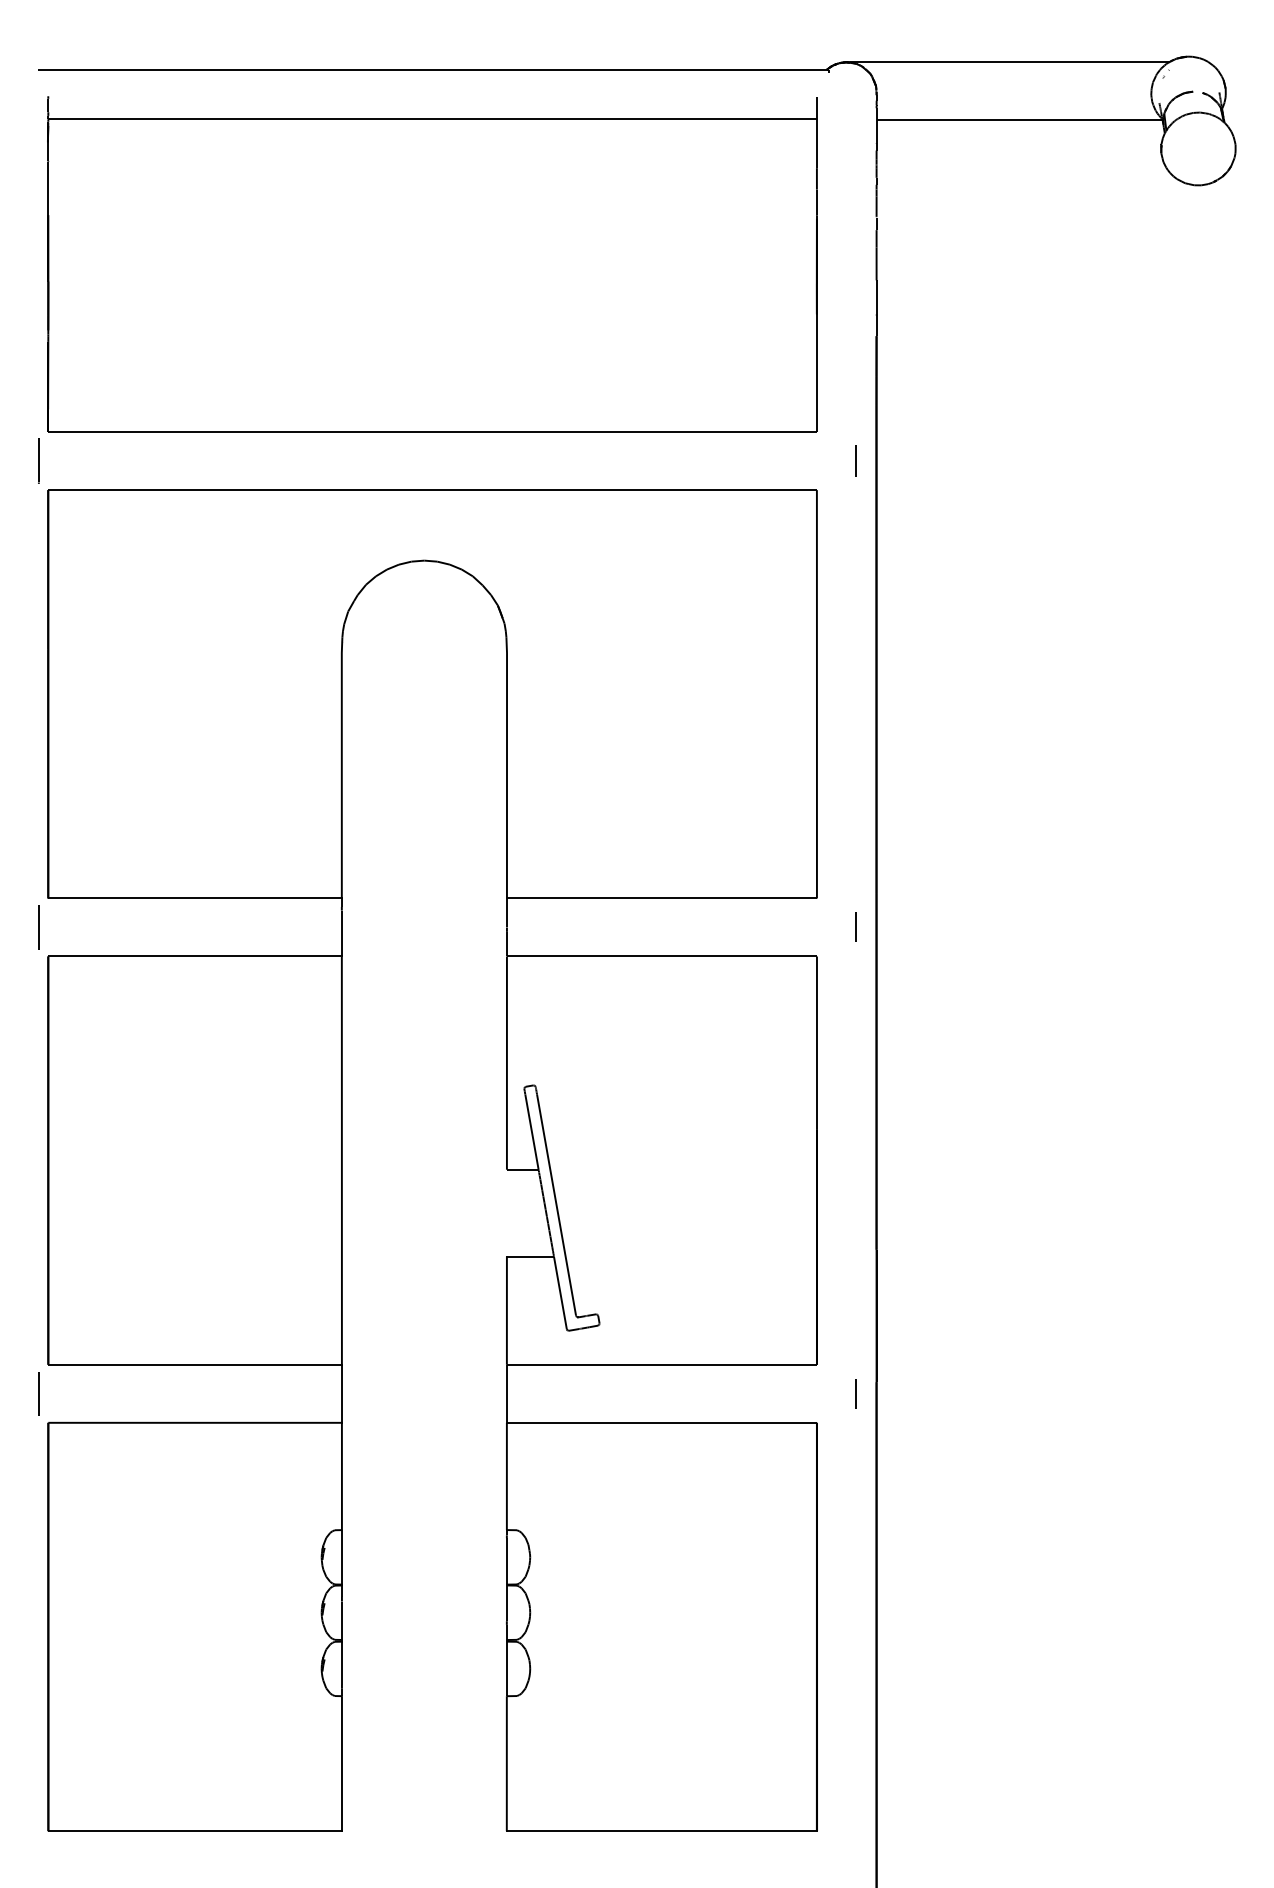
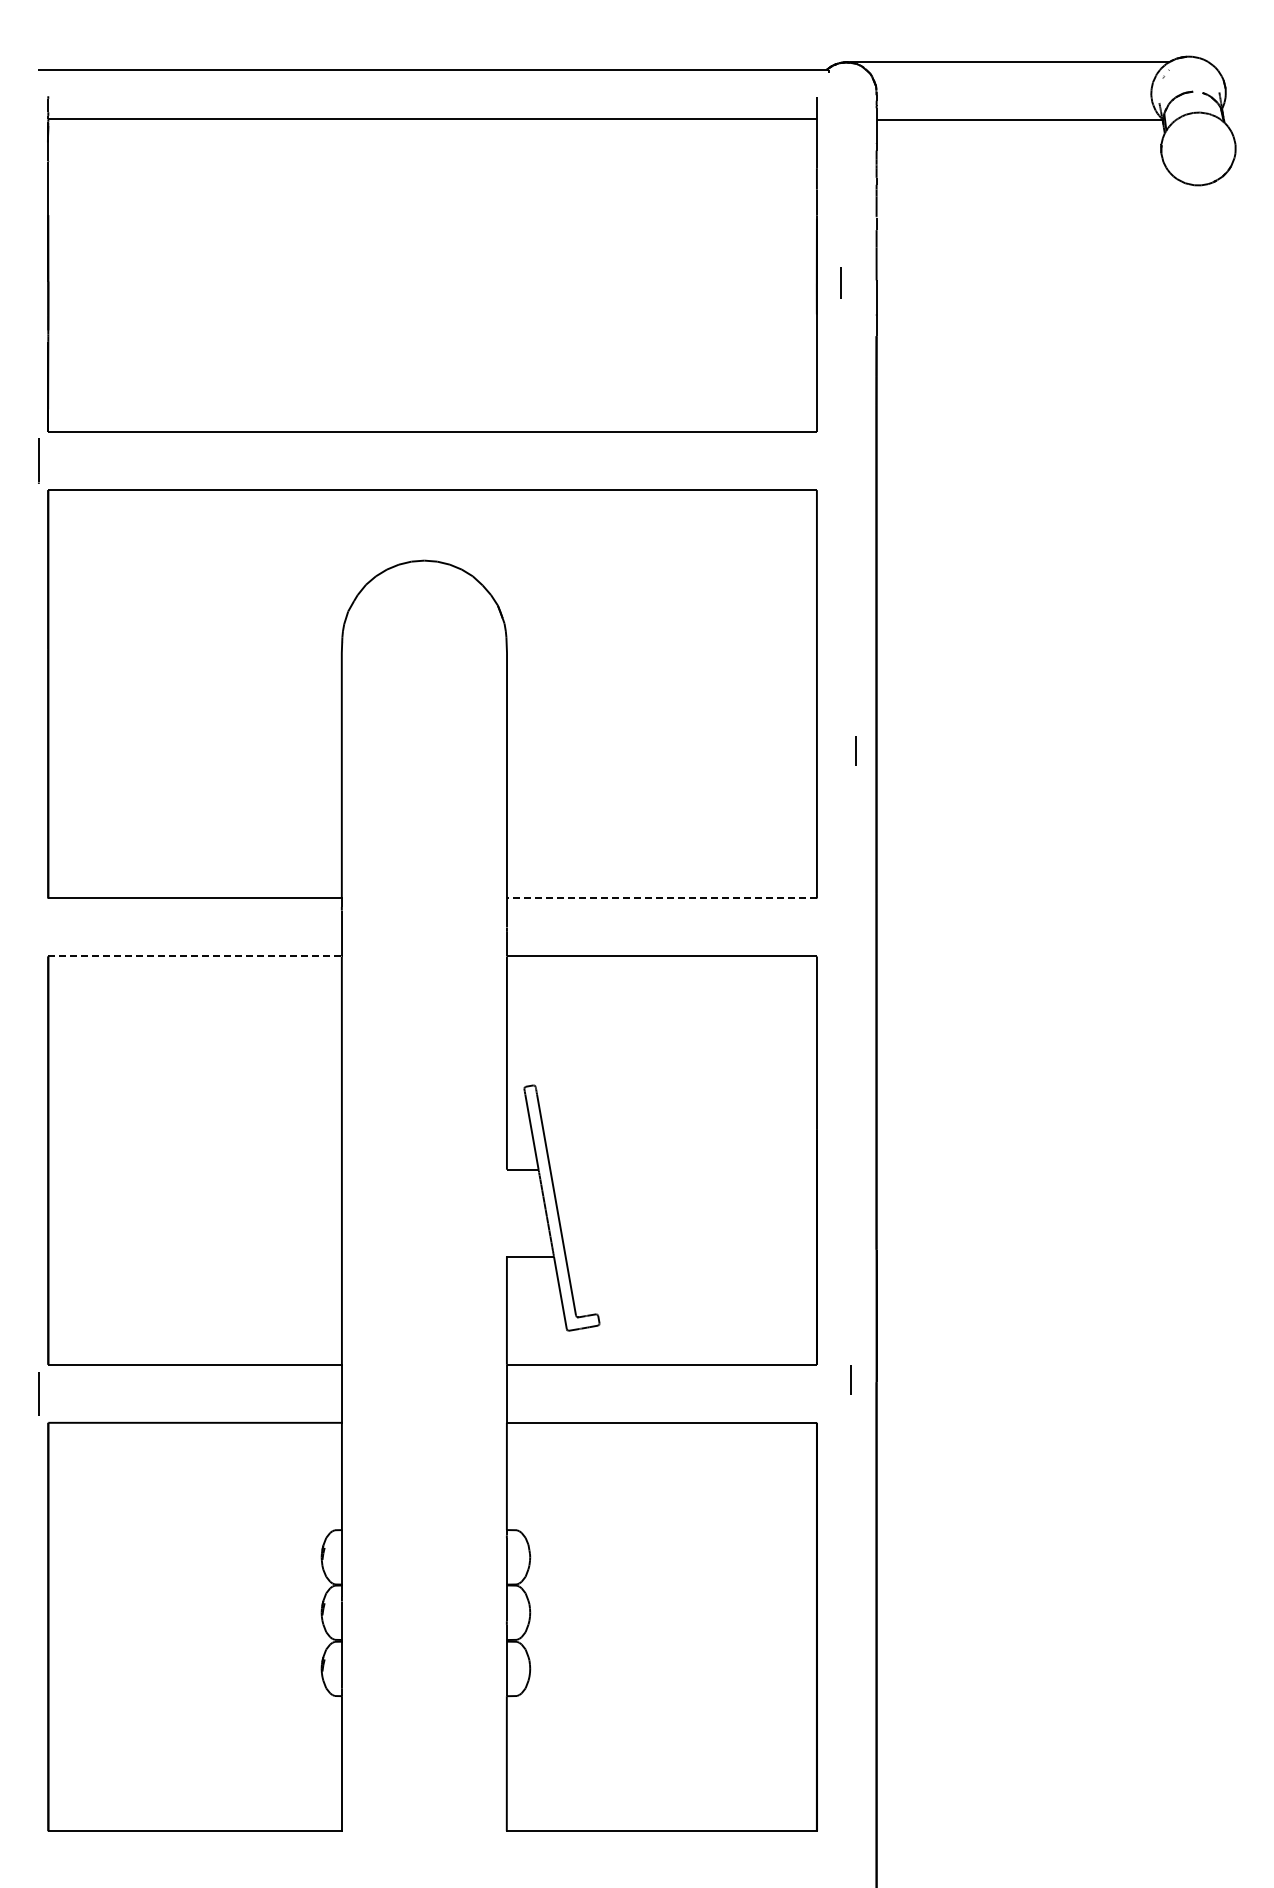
line position: (855, 460) -> (840, 282) (840, 282)
line: solid -> dashed (661, 898)
line position: (855, 926) -> (855, 750) (855, 750)
line: present -> none (38, 927)
line: solid -> dashed (195, 956)
line position: (855, 1393) -> (850, 1379) (850, 1379)
